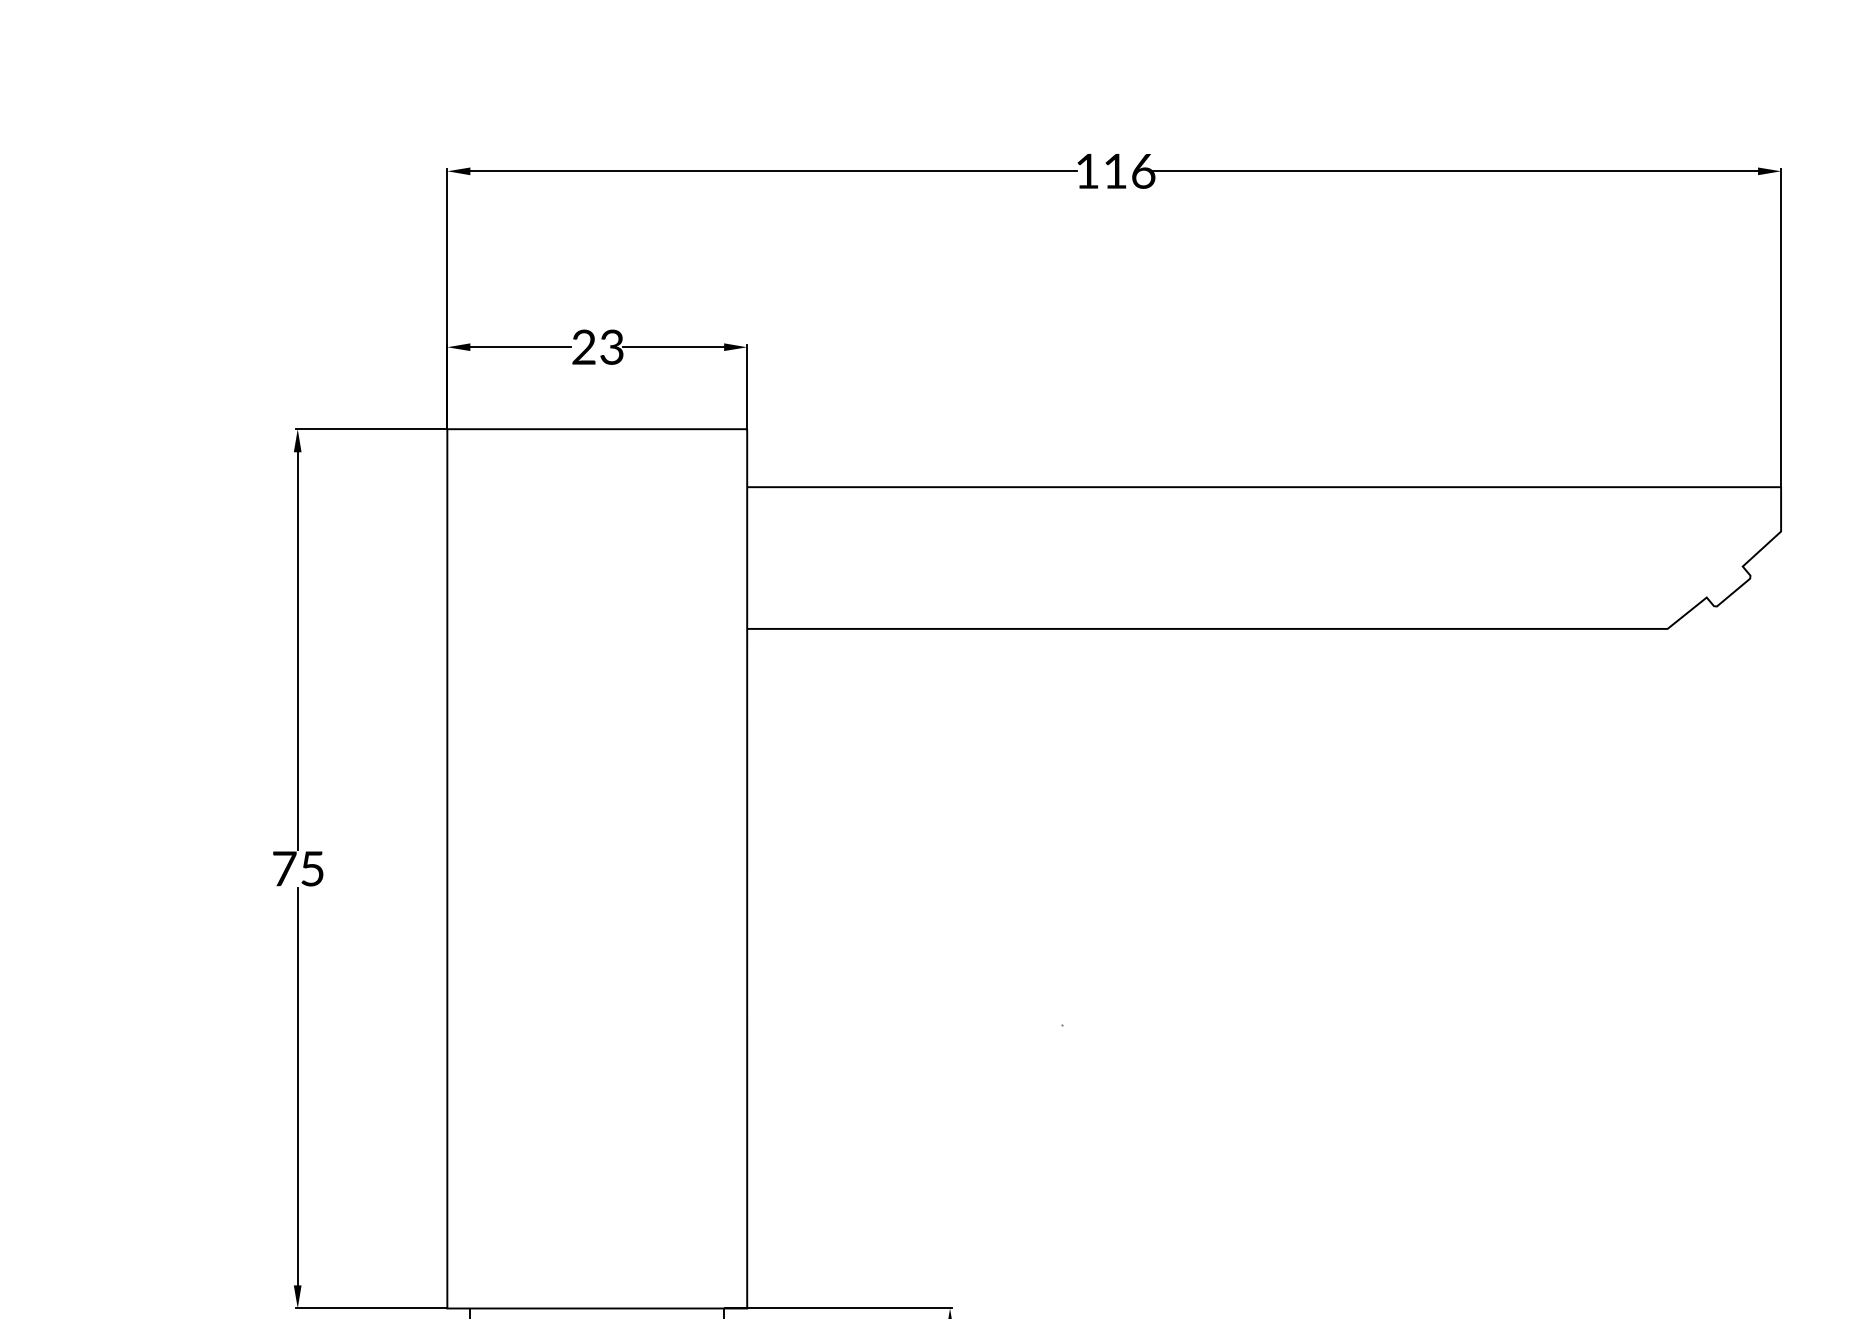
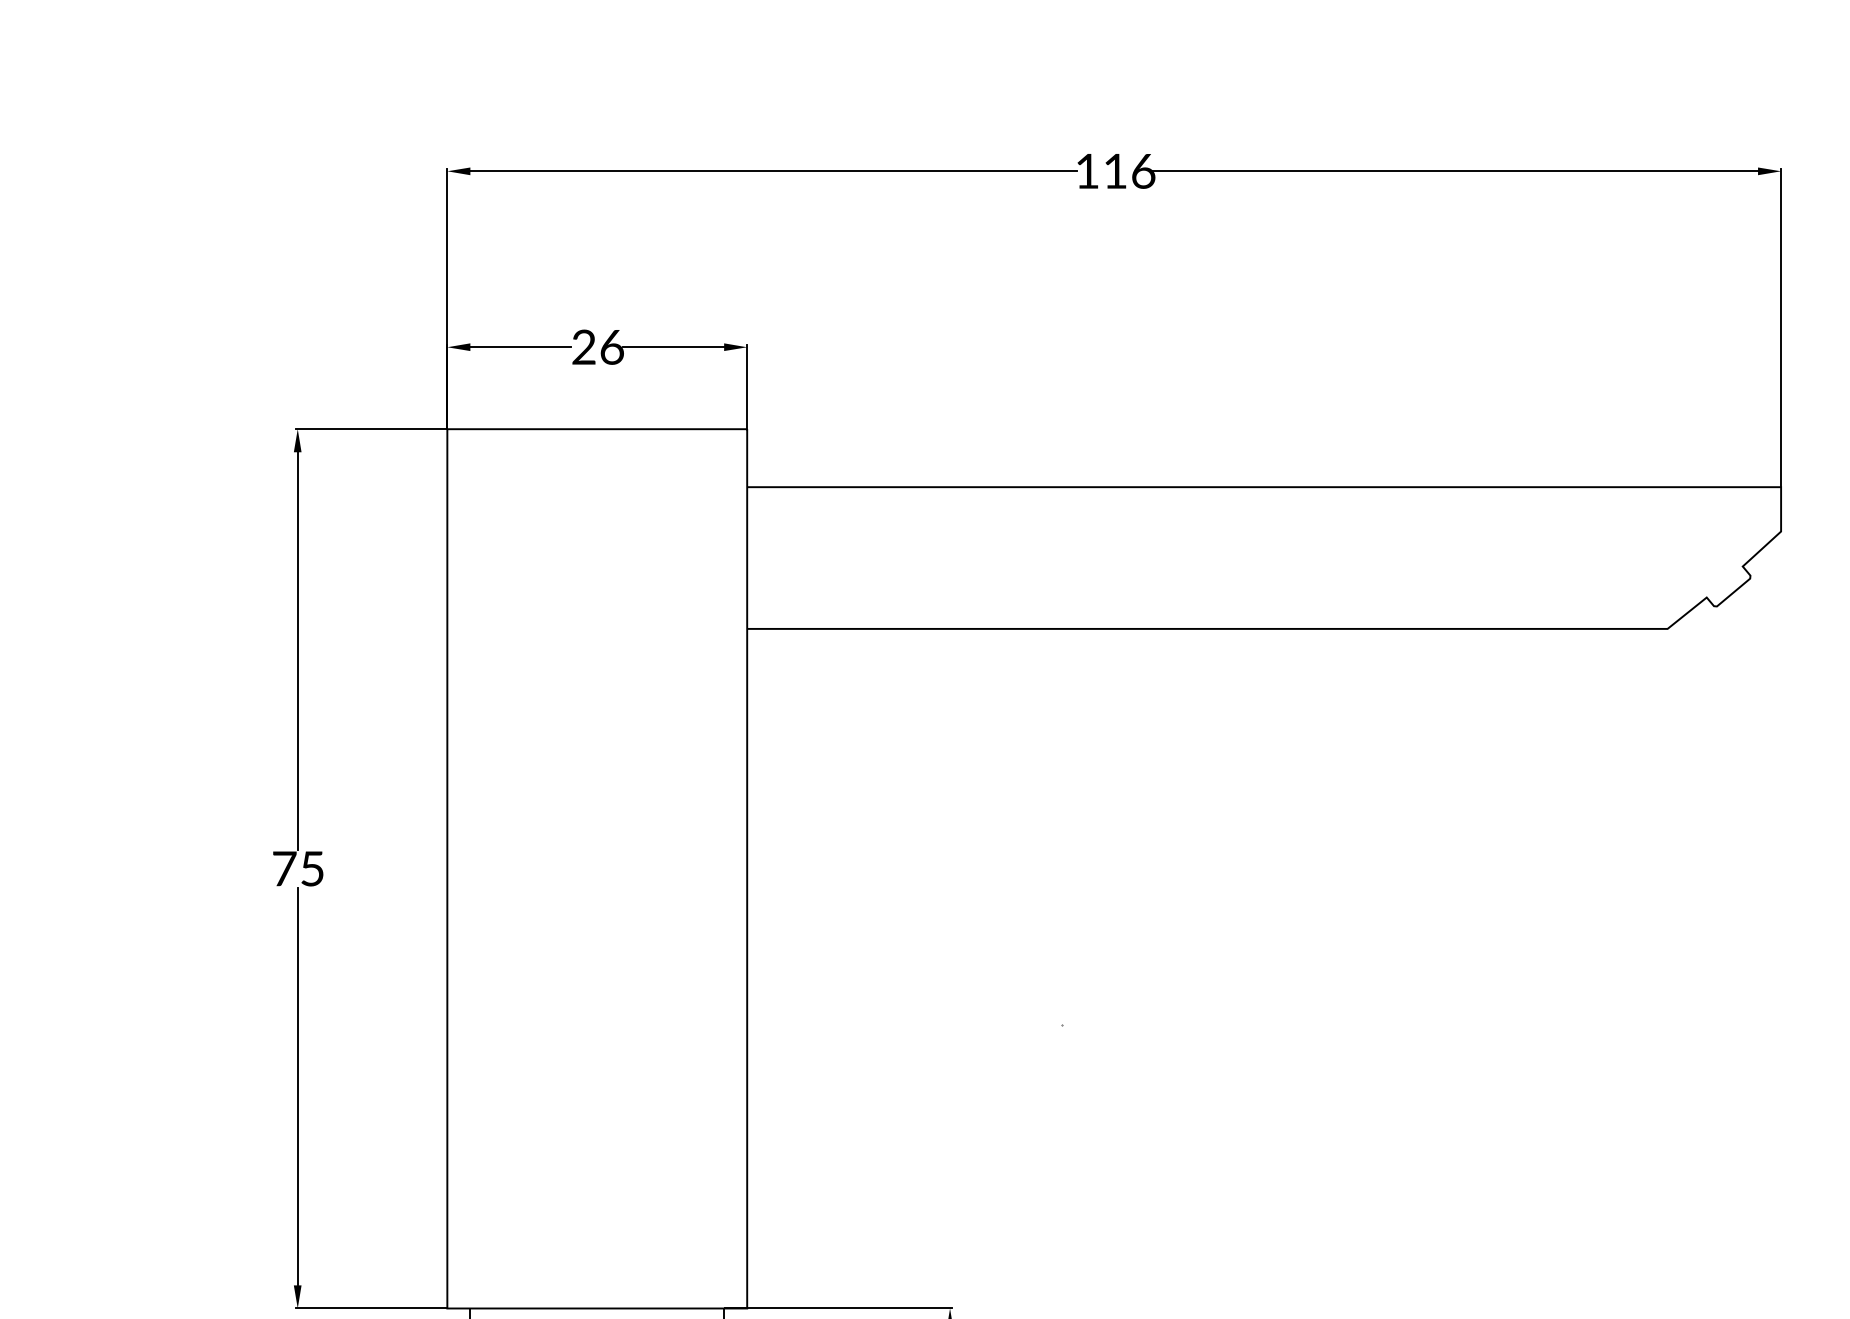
text: 23 -> 26 (611, 346)
